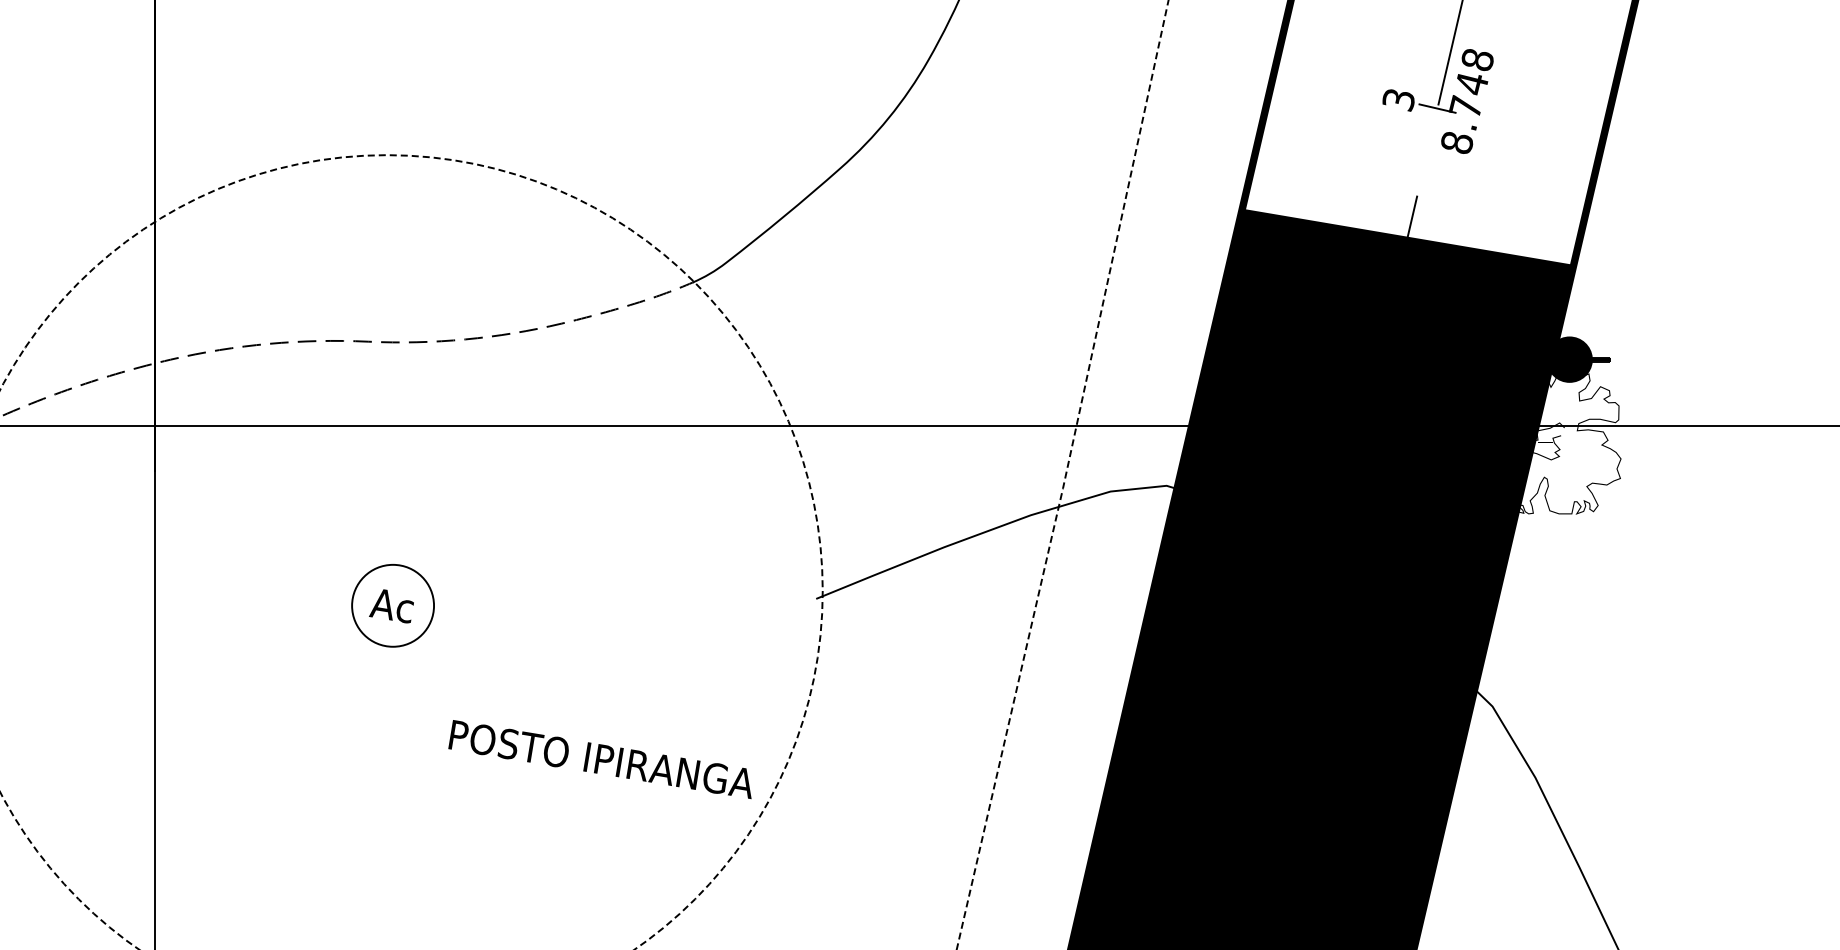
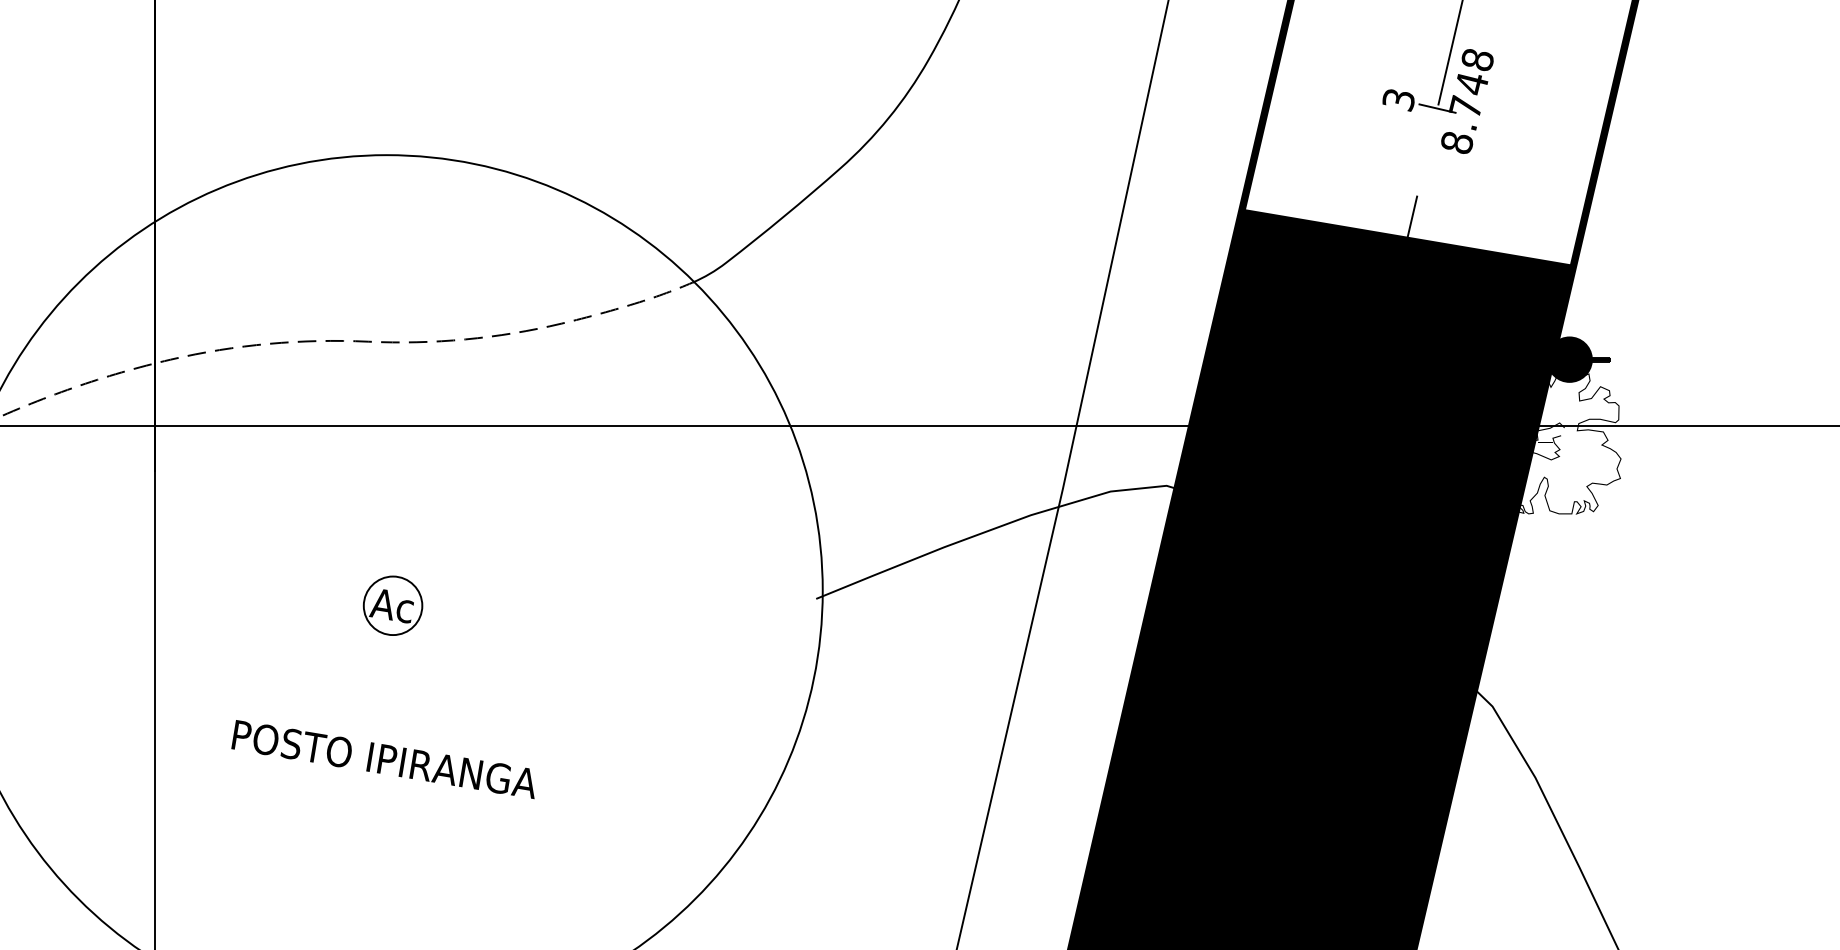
line: dashed -> solid (1065, 475)
circle: dashed -> solid (411, 552)
circle diameter: 82 px -> 59 px (392, 605)
text position: (599, 759) -> (382, 759) (382, 759)
